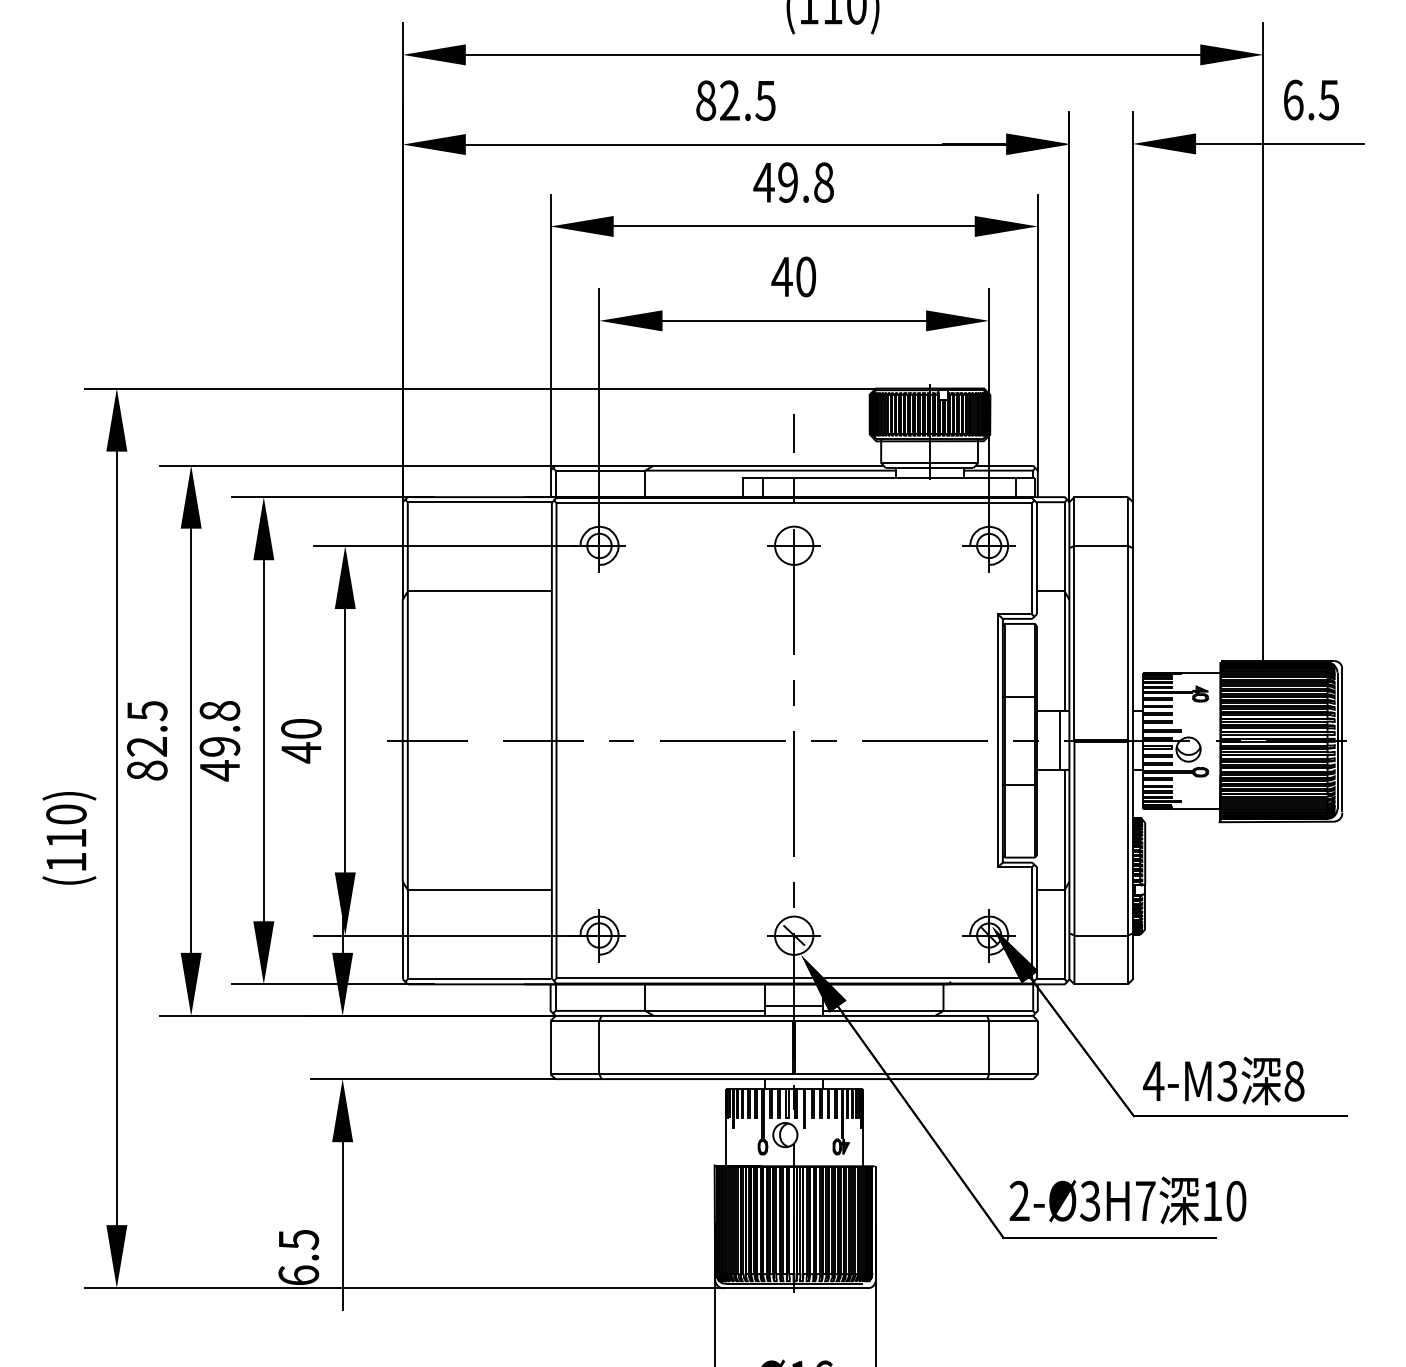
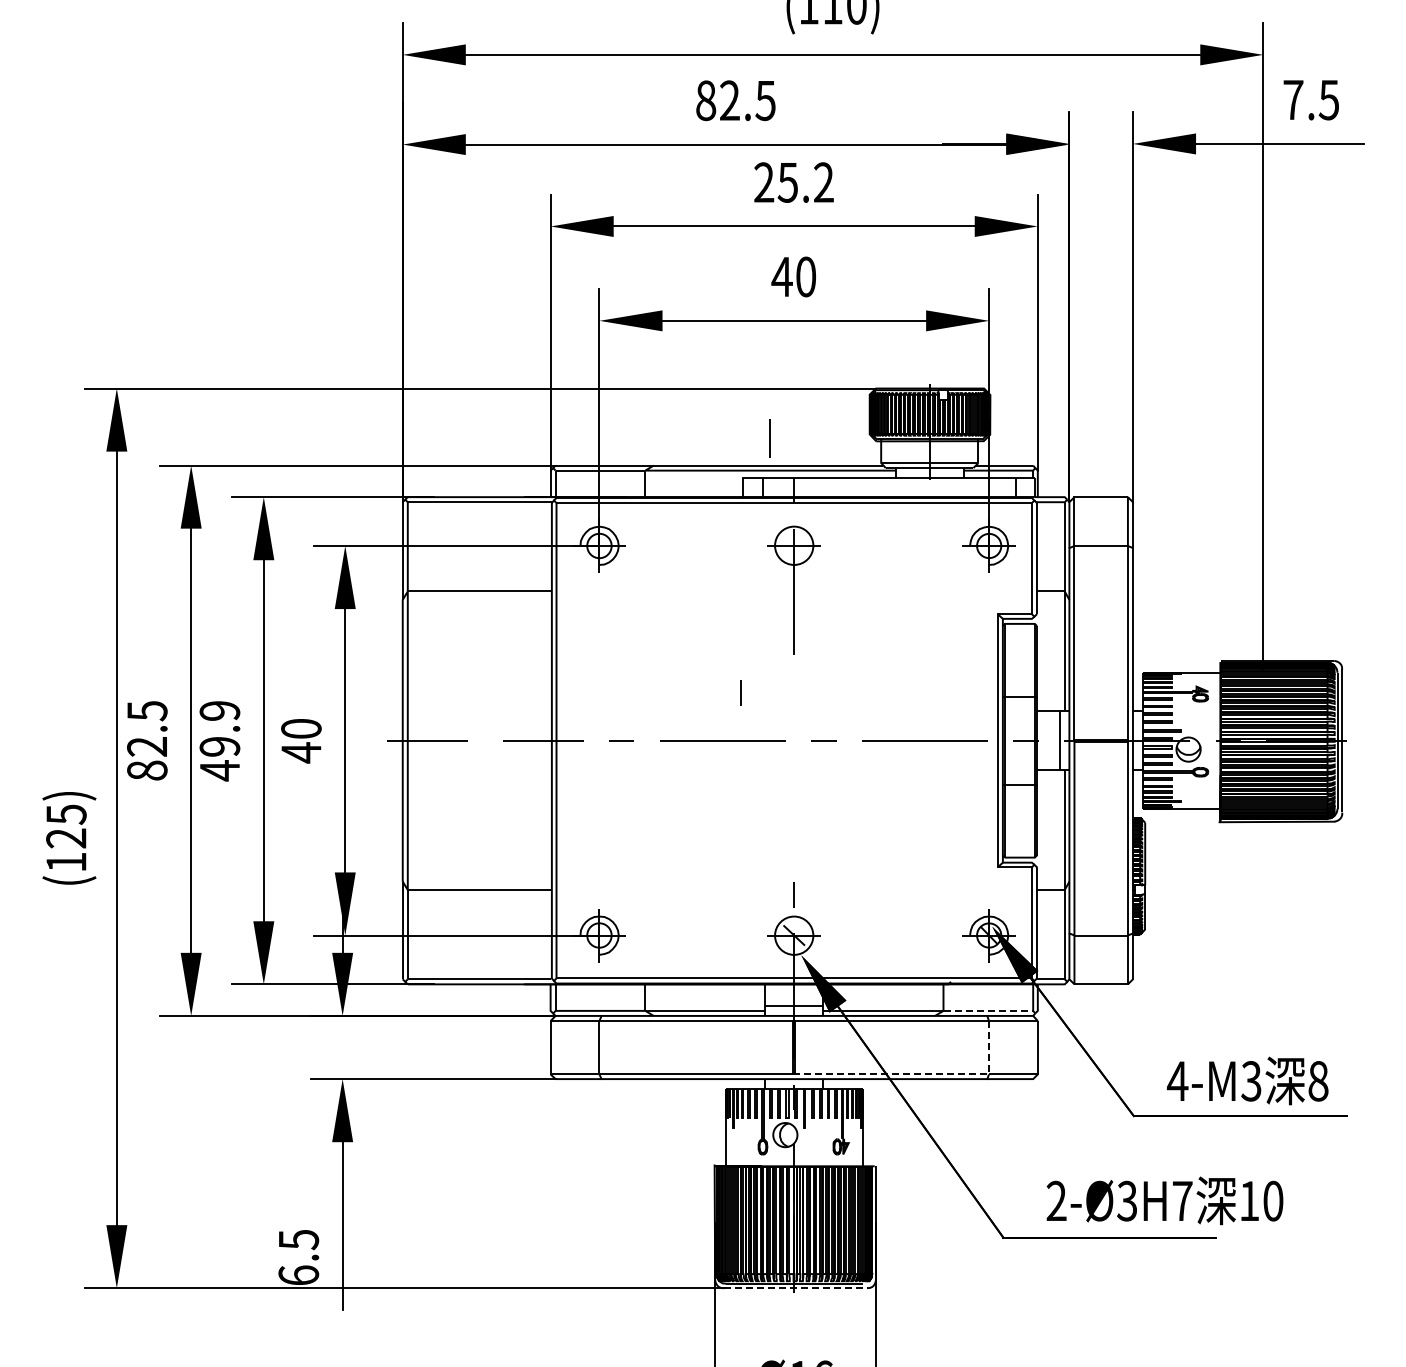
text: 6.5 -> 7.5 (1293, 99)
text: 49.8 -> 25.2 (793, 182)
line position: (793, 433) -> (769, 438) (769, 438)
line position: (793, 692) -> (740, 692) (740, 692)
text: 49.8 -> 49.9 (219, 710)
line: present -> none (793, 793)
text: (110) -> (125) (66, 826)
line: solid -> dashed (988, 1010)
line: solid -> dashed (919, 1074)
text position: (1223, 1080) -> (1247, 1080) (1247, 1080)
text position: (1127, 1200) -> (1164, 1200) (1164, 1200)
line: solid -> dashed (795, 1288)
